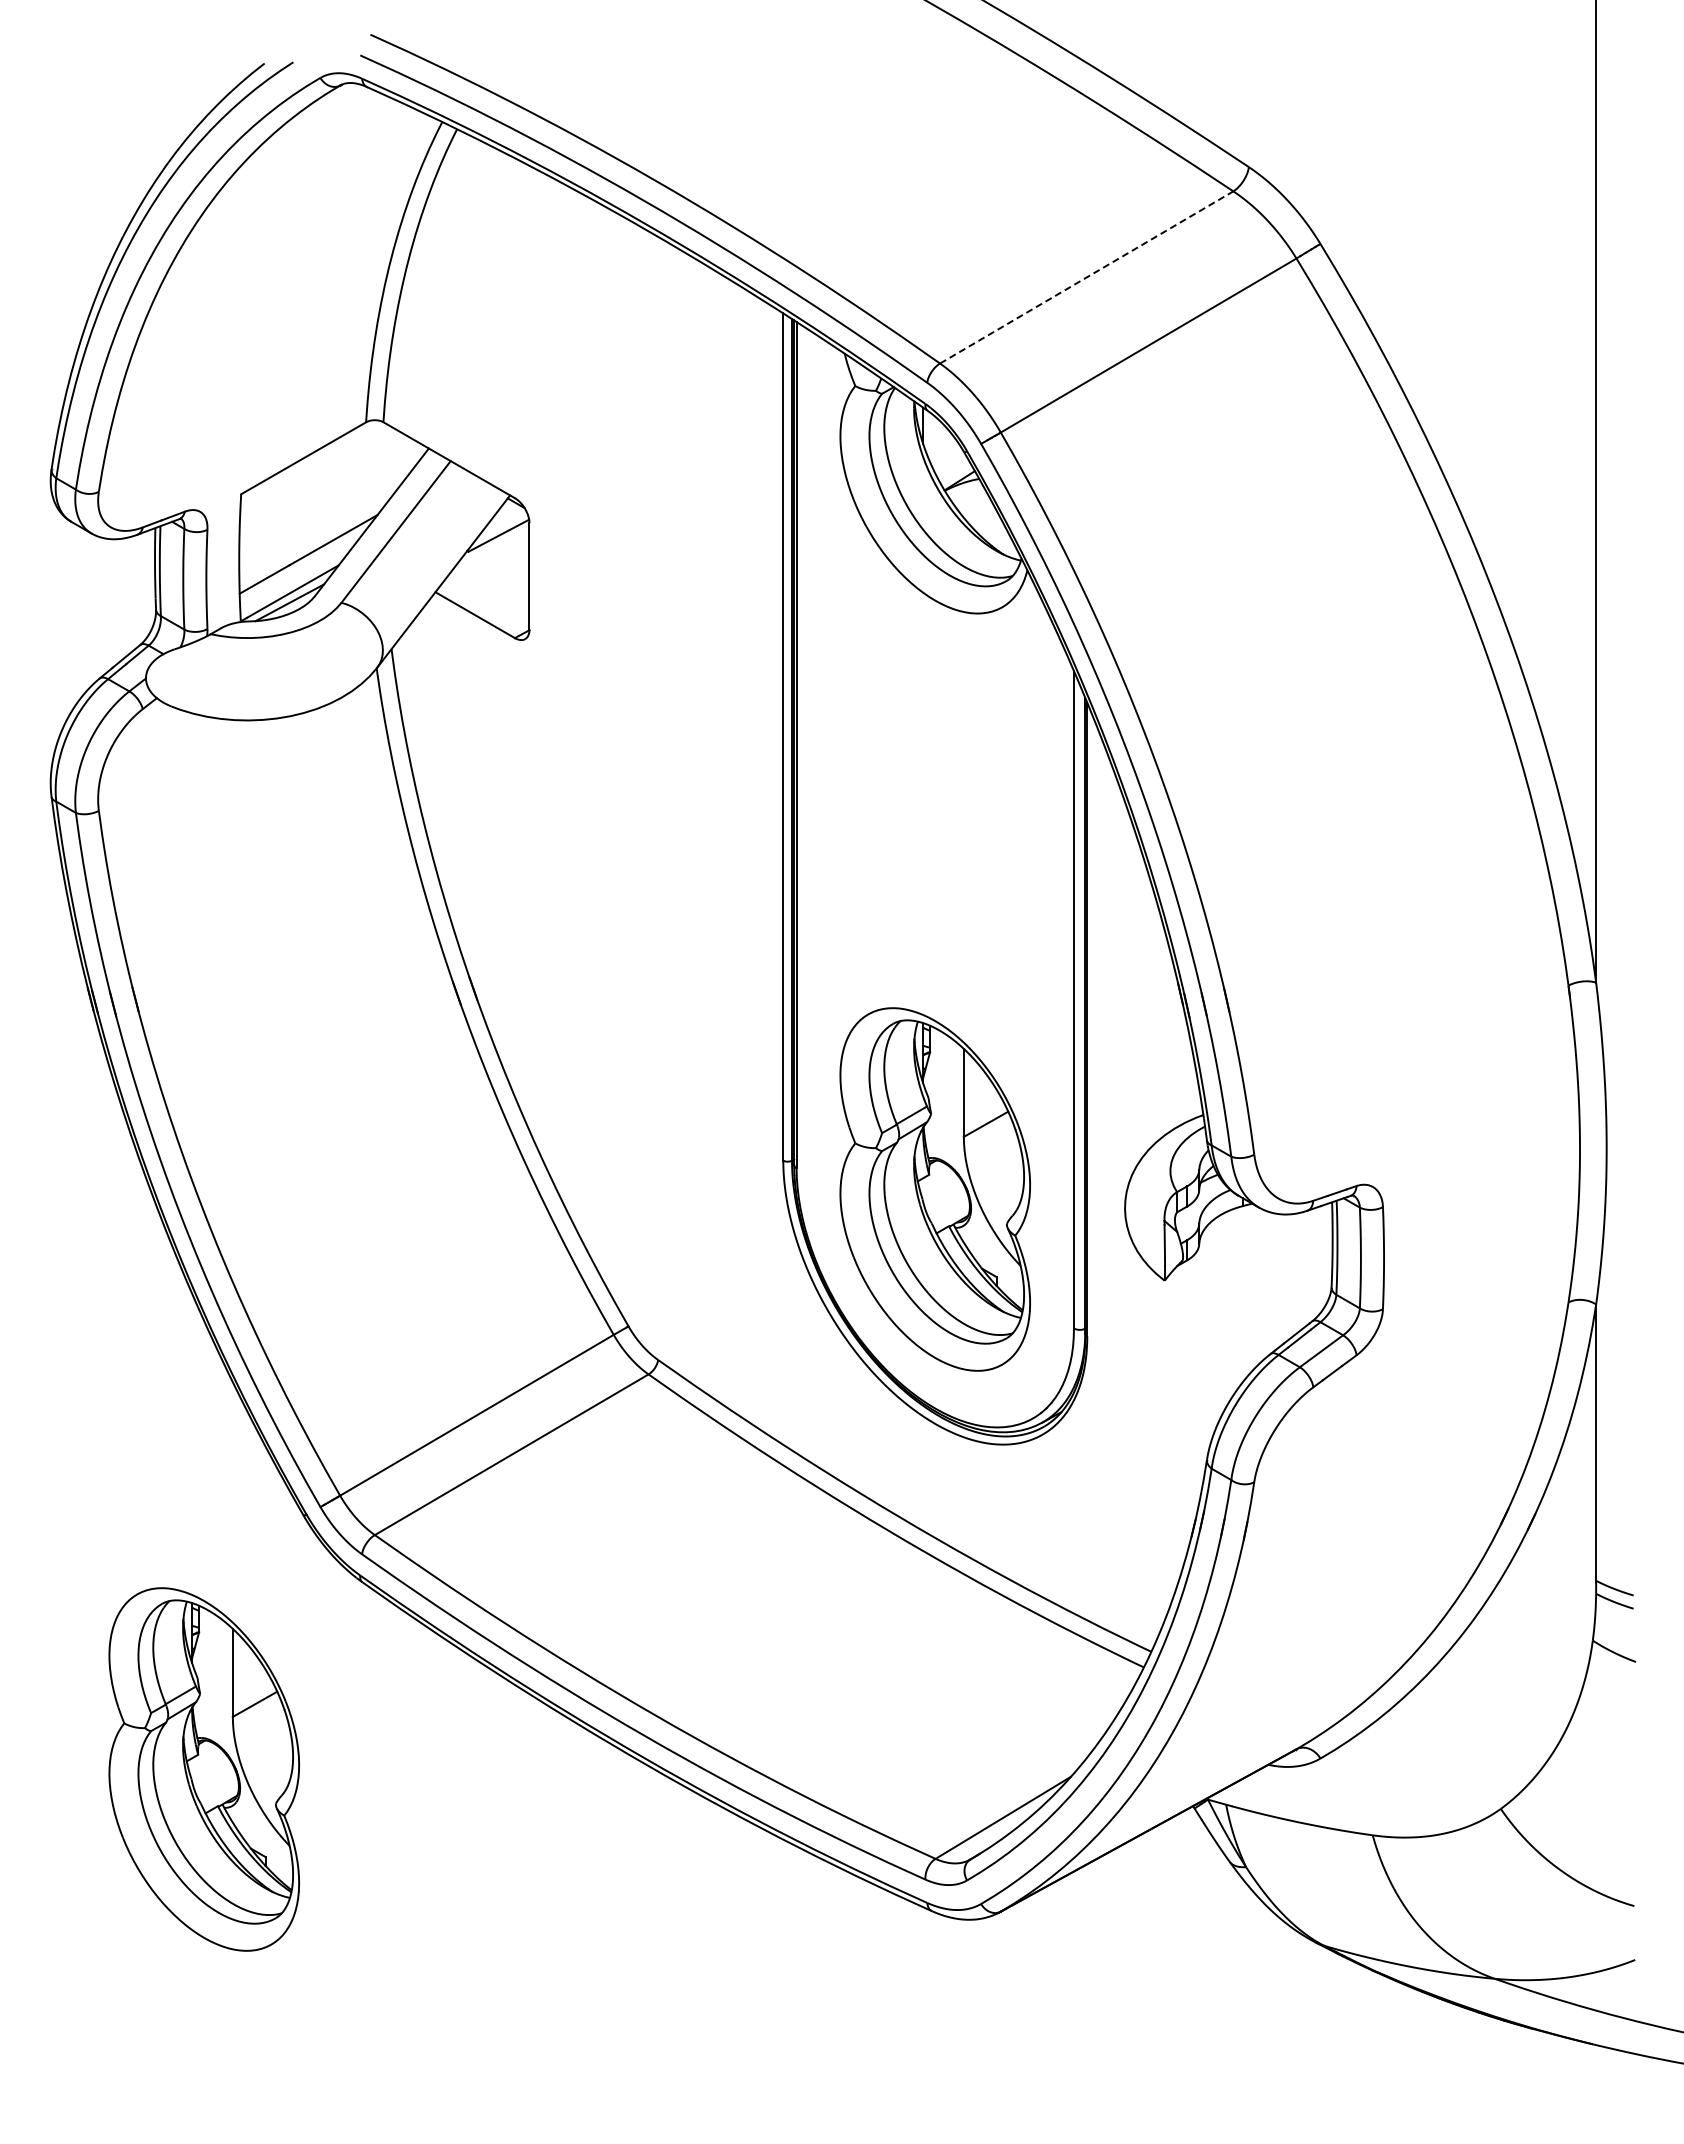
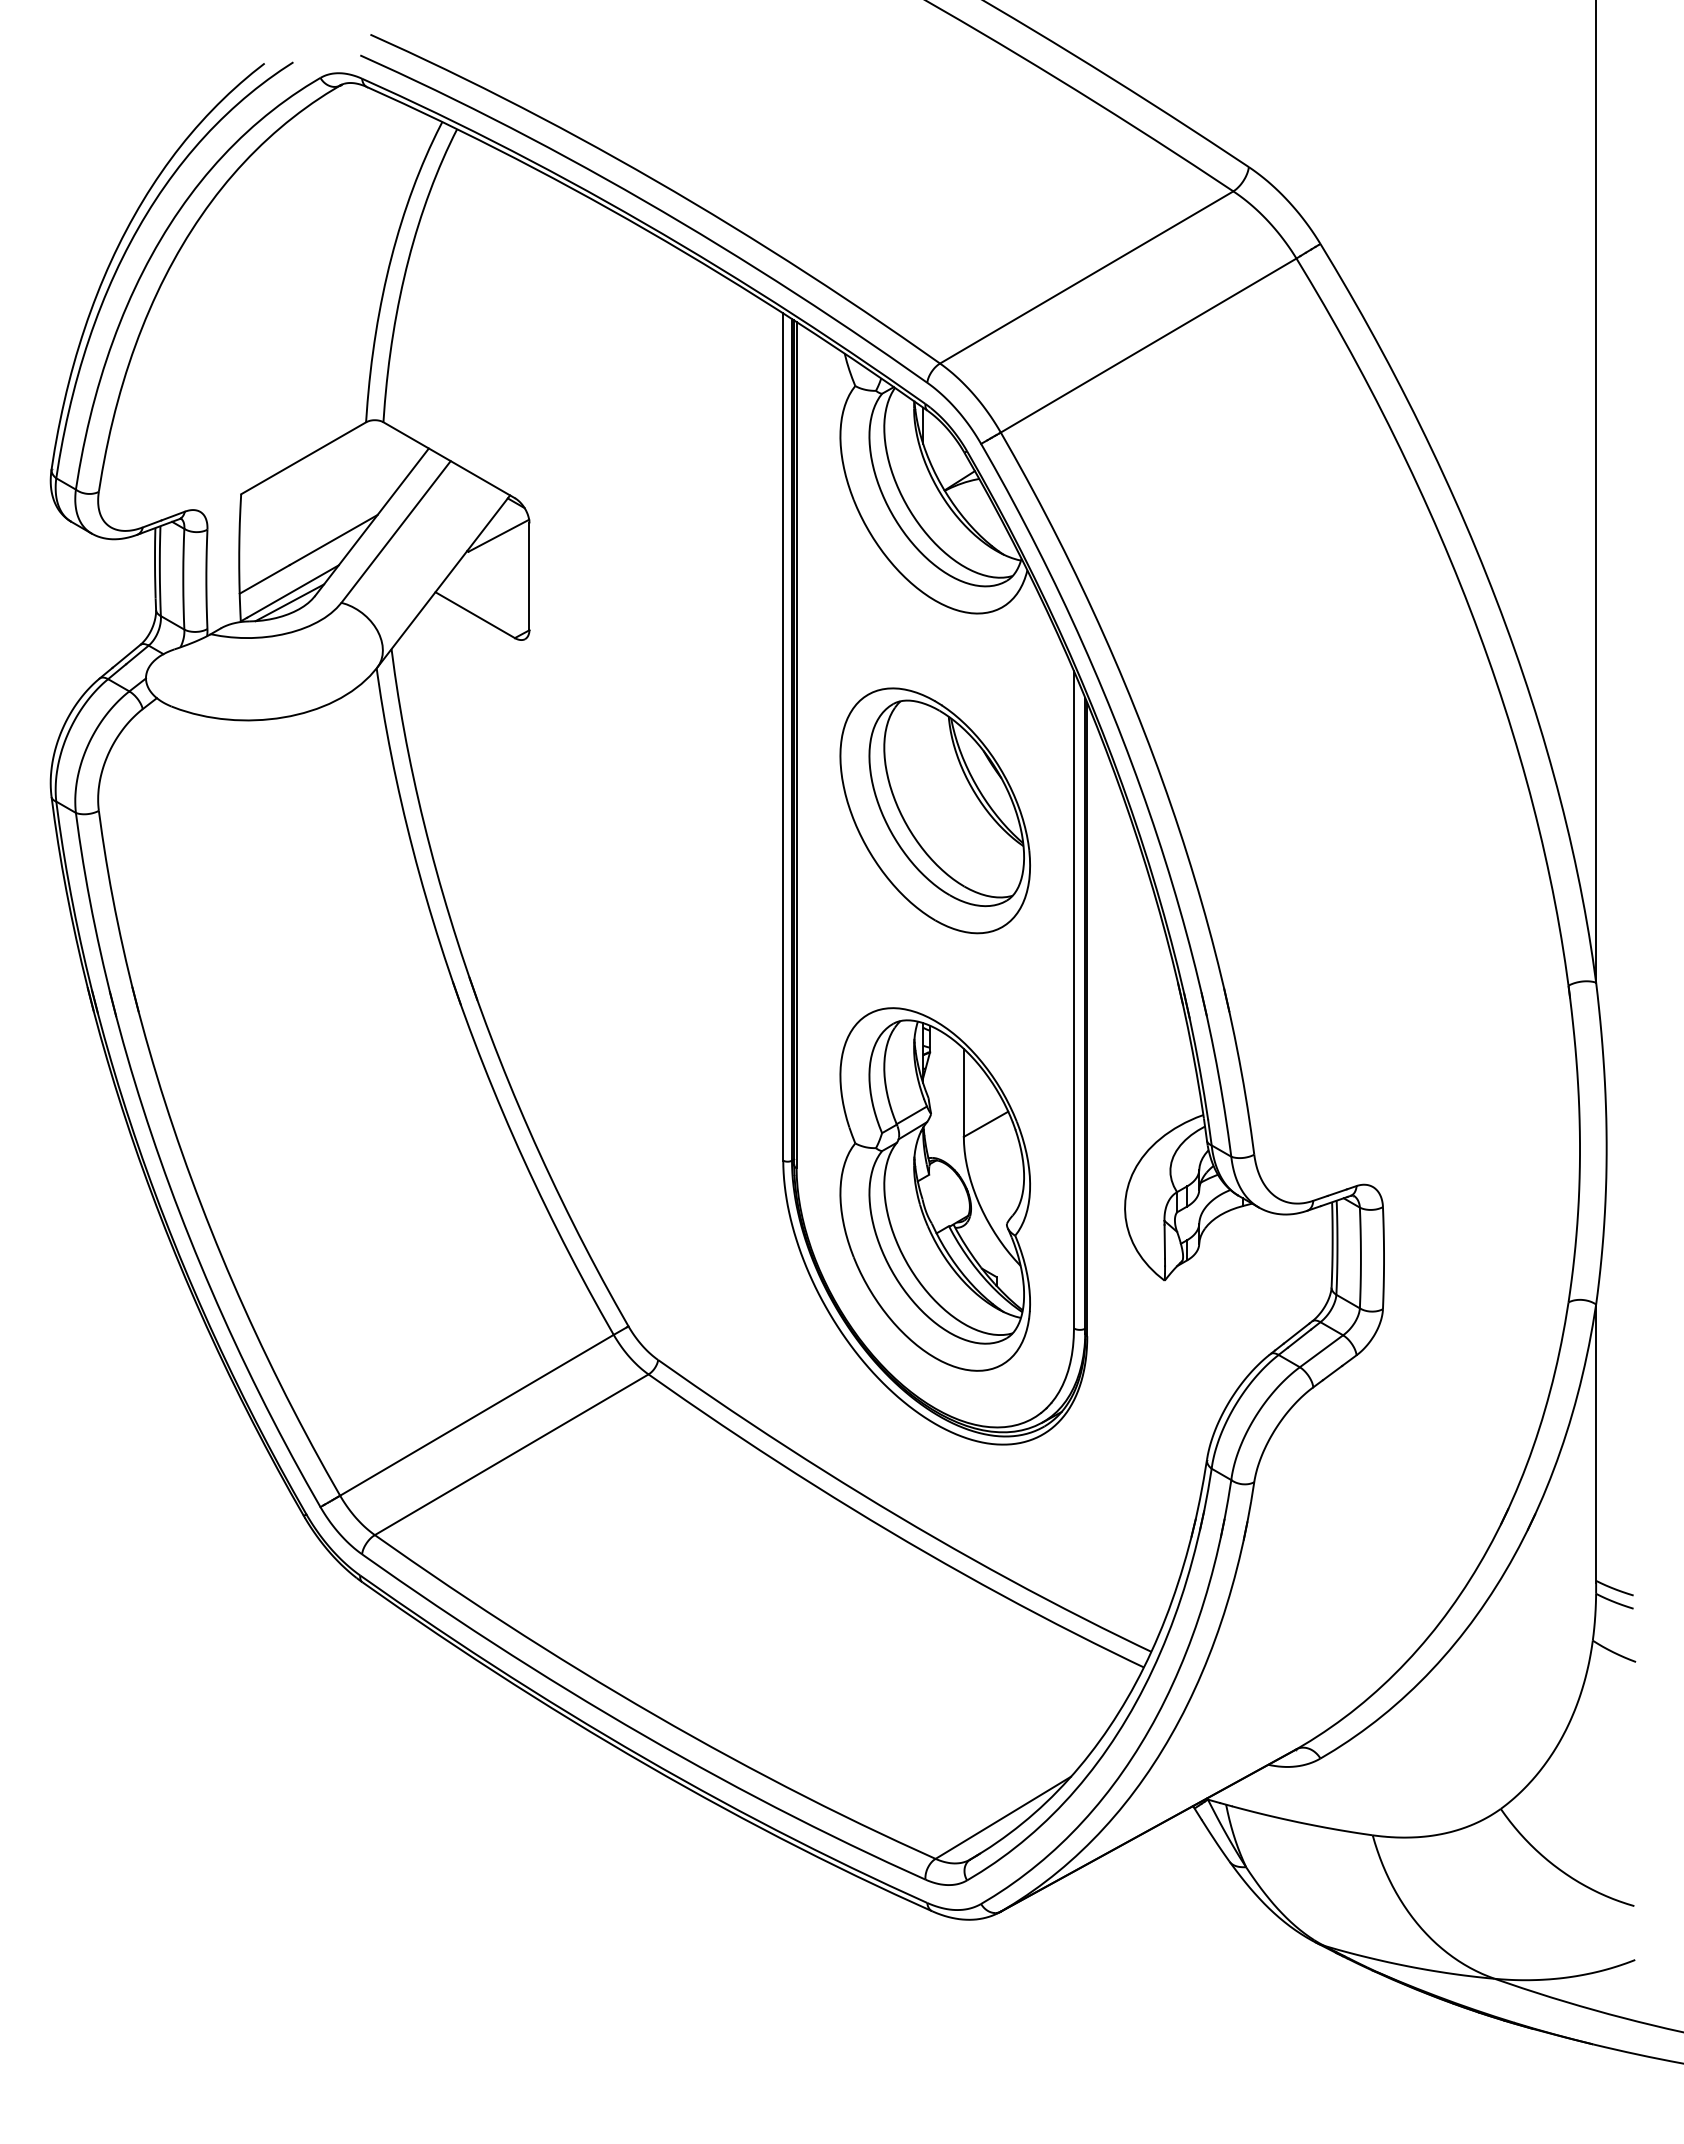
line: dashed -> solid (1087, 277)
part: none -> present (934, 810)
part: present -> none (203, 1769)
